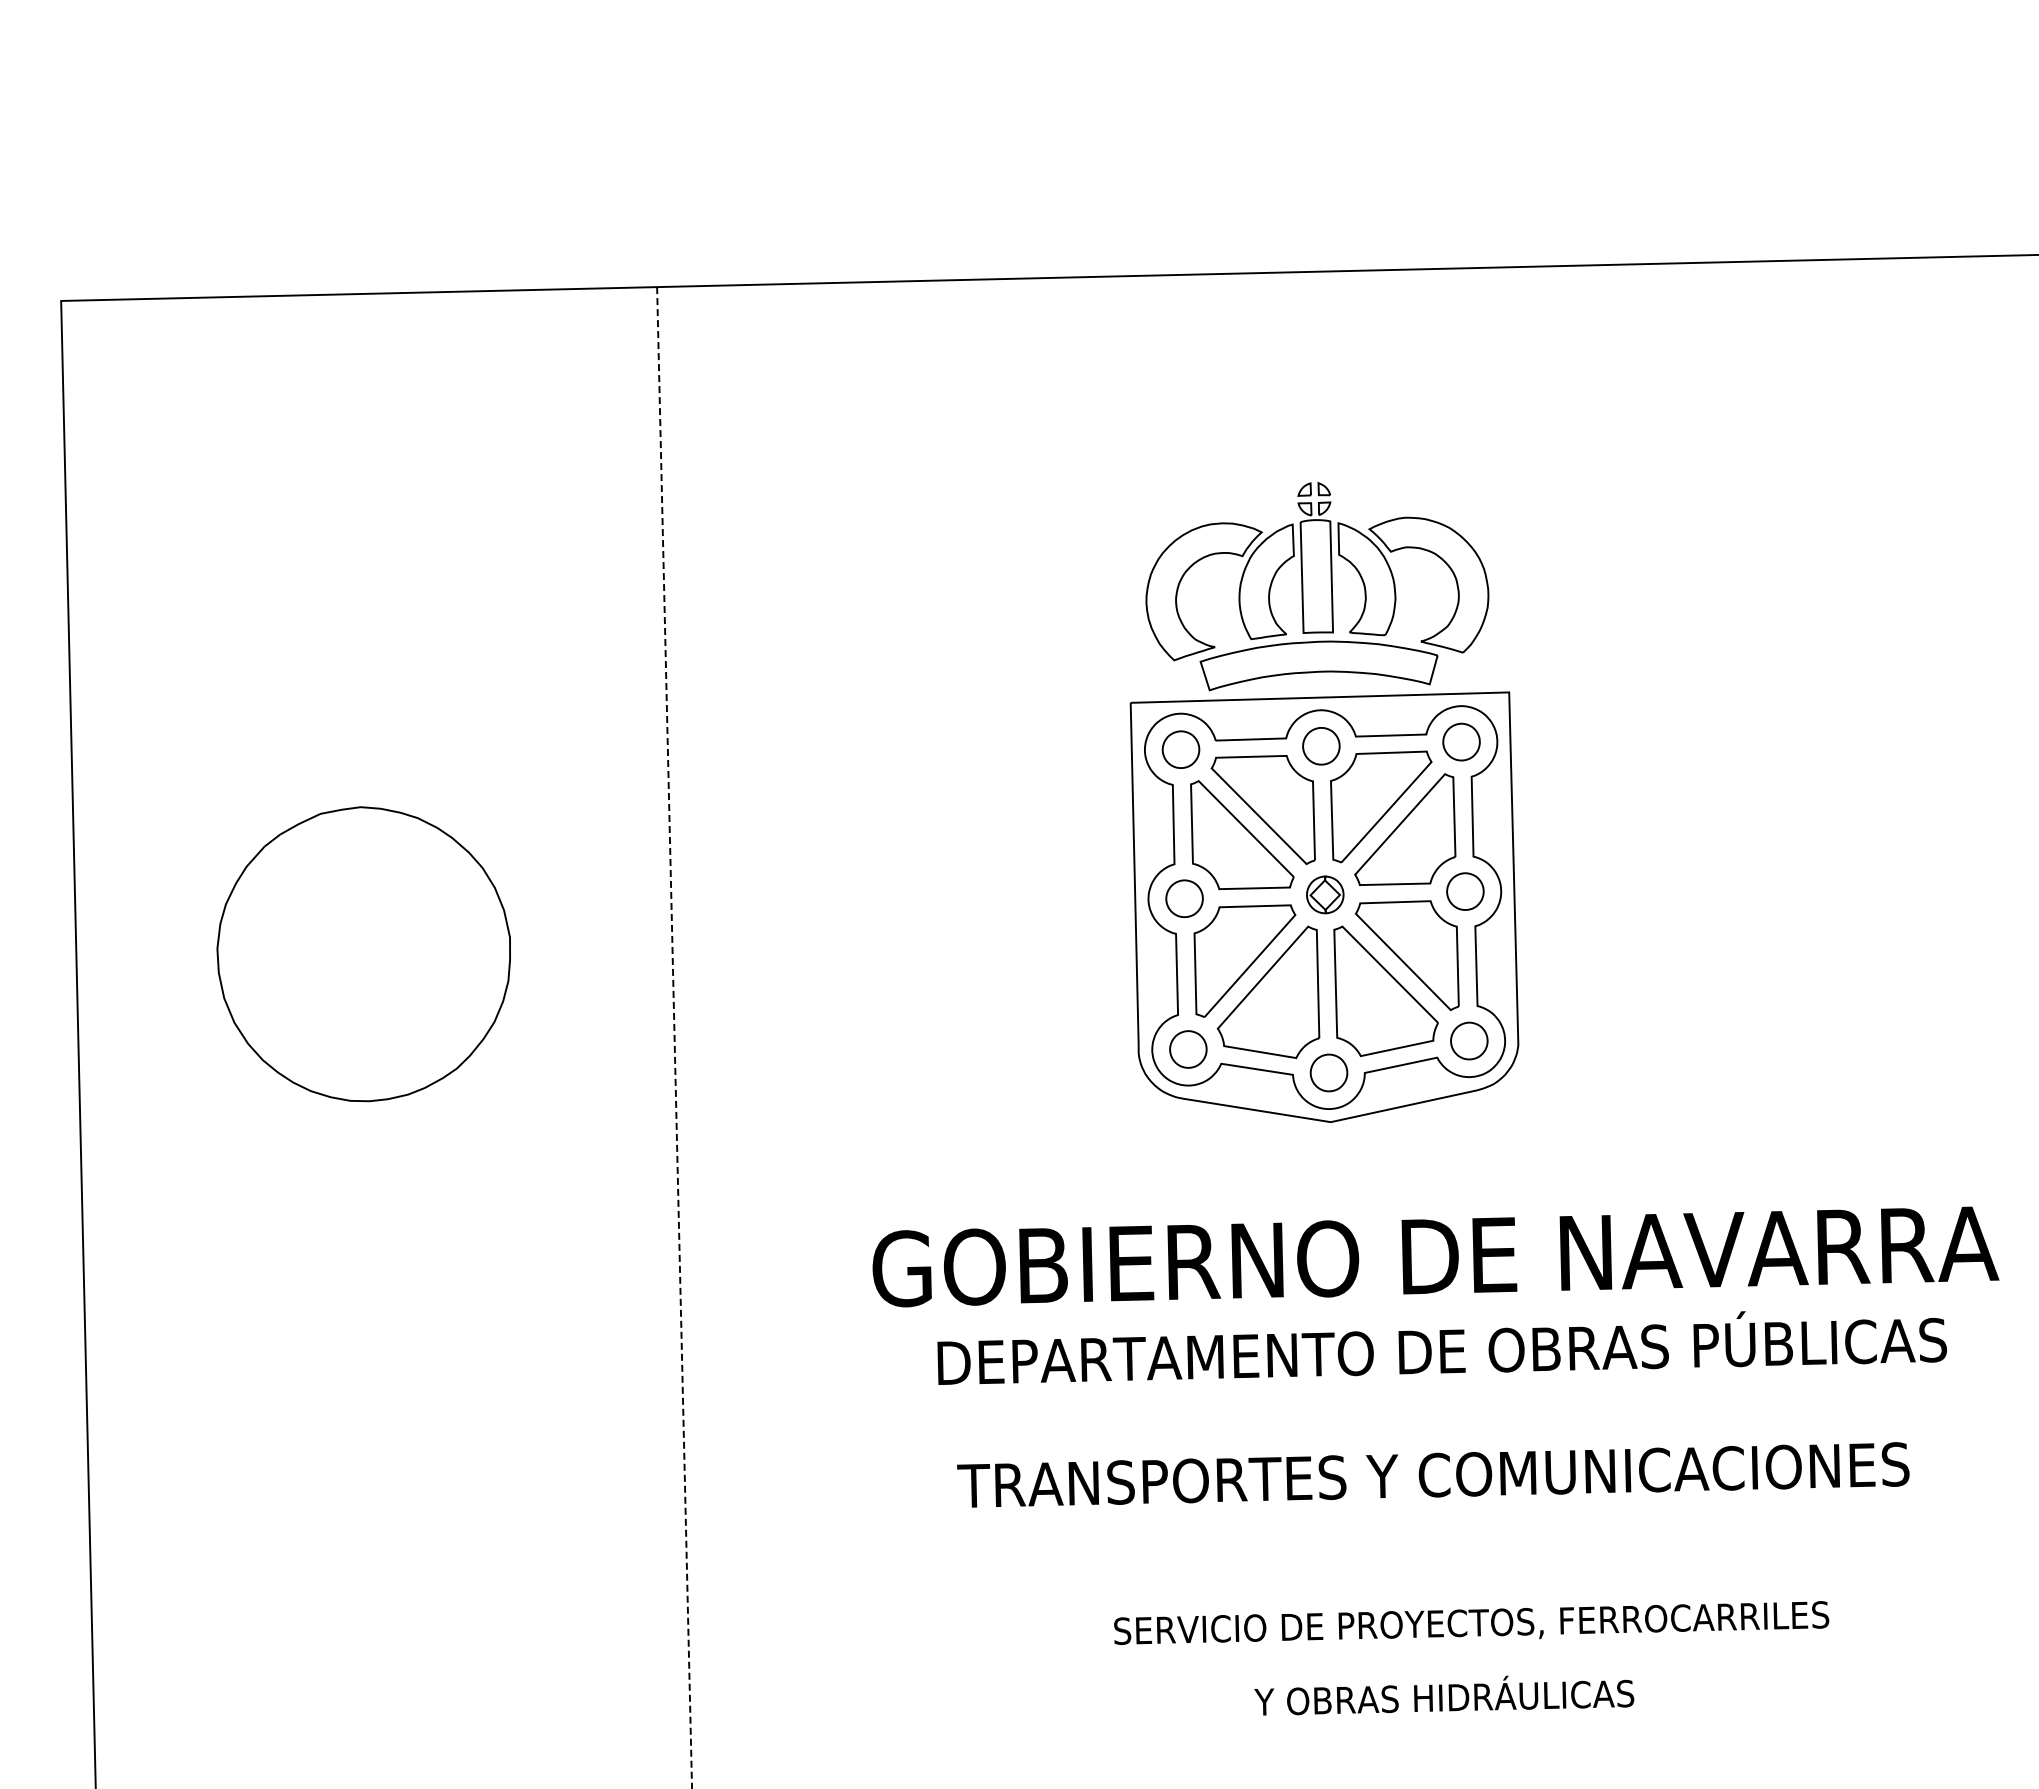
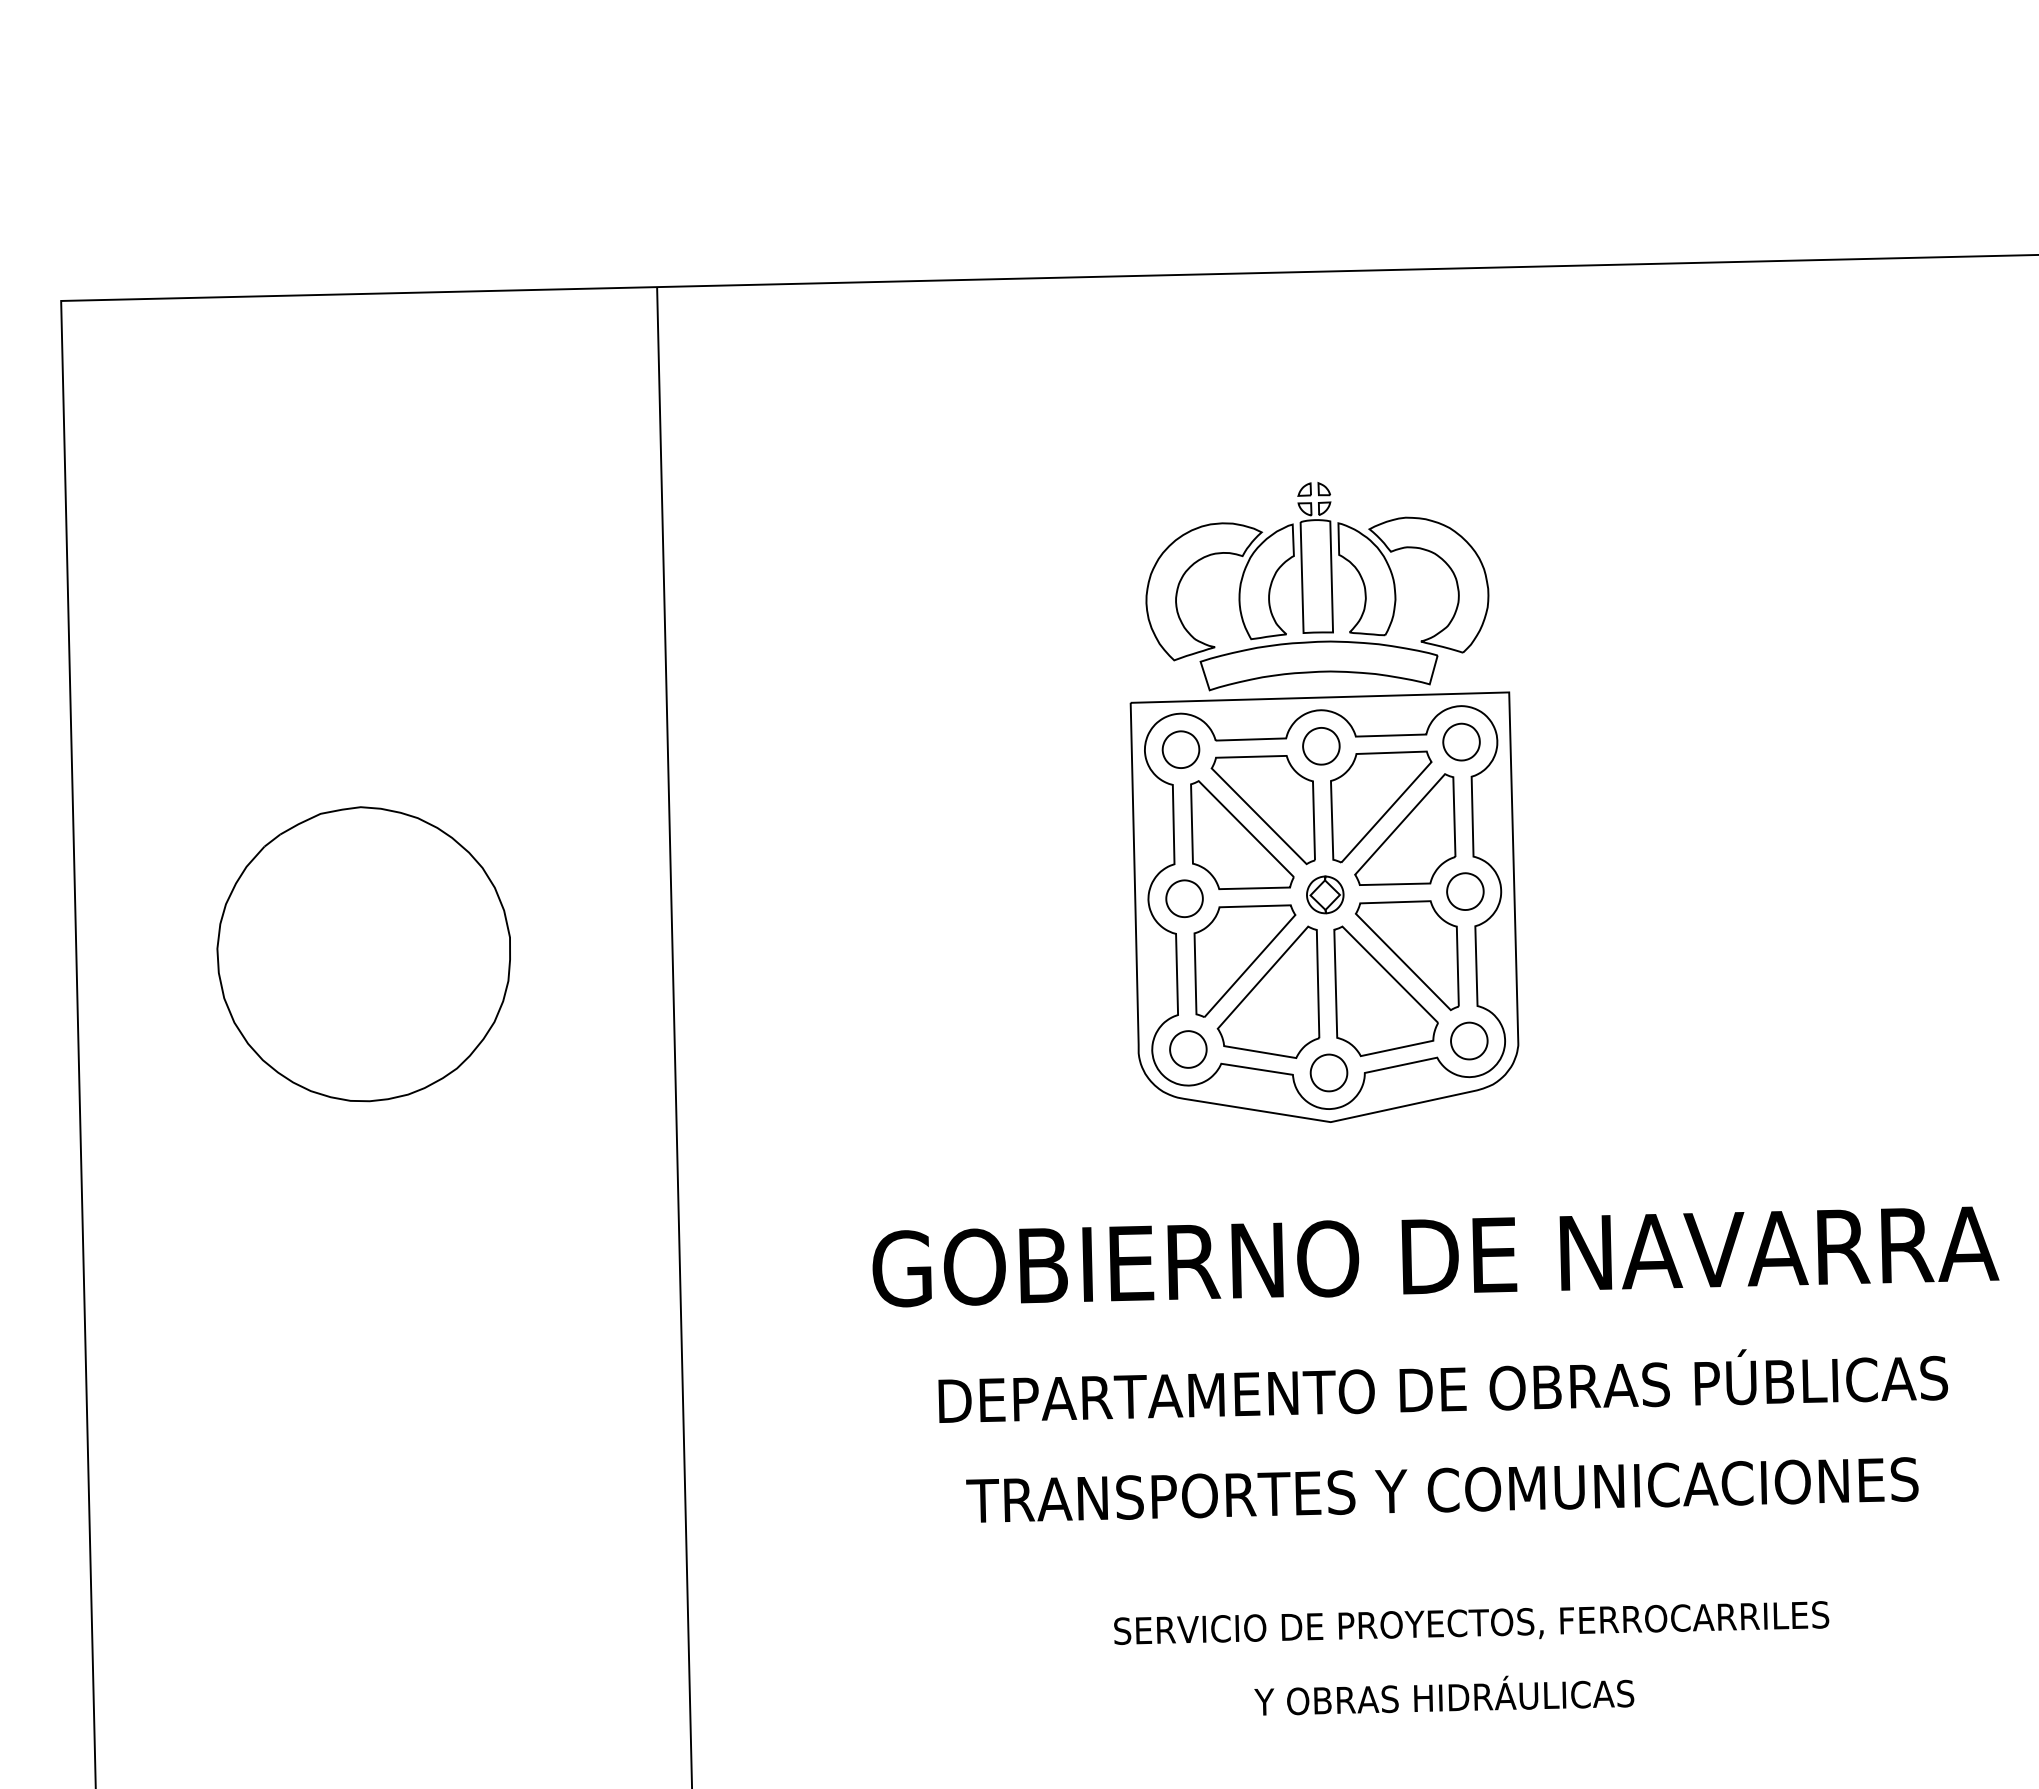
line: dashed -> solid (674, 1037)
text position: (1441, 1347) -> (1442, 1385) (1442, 1385)
text position: (1433, 1474) -> (1442, 1489) (1442, 1489)
